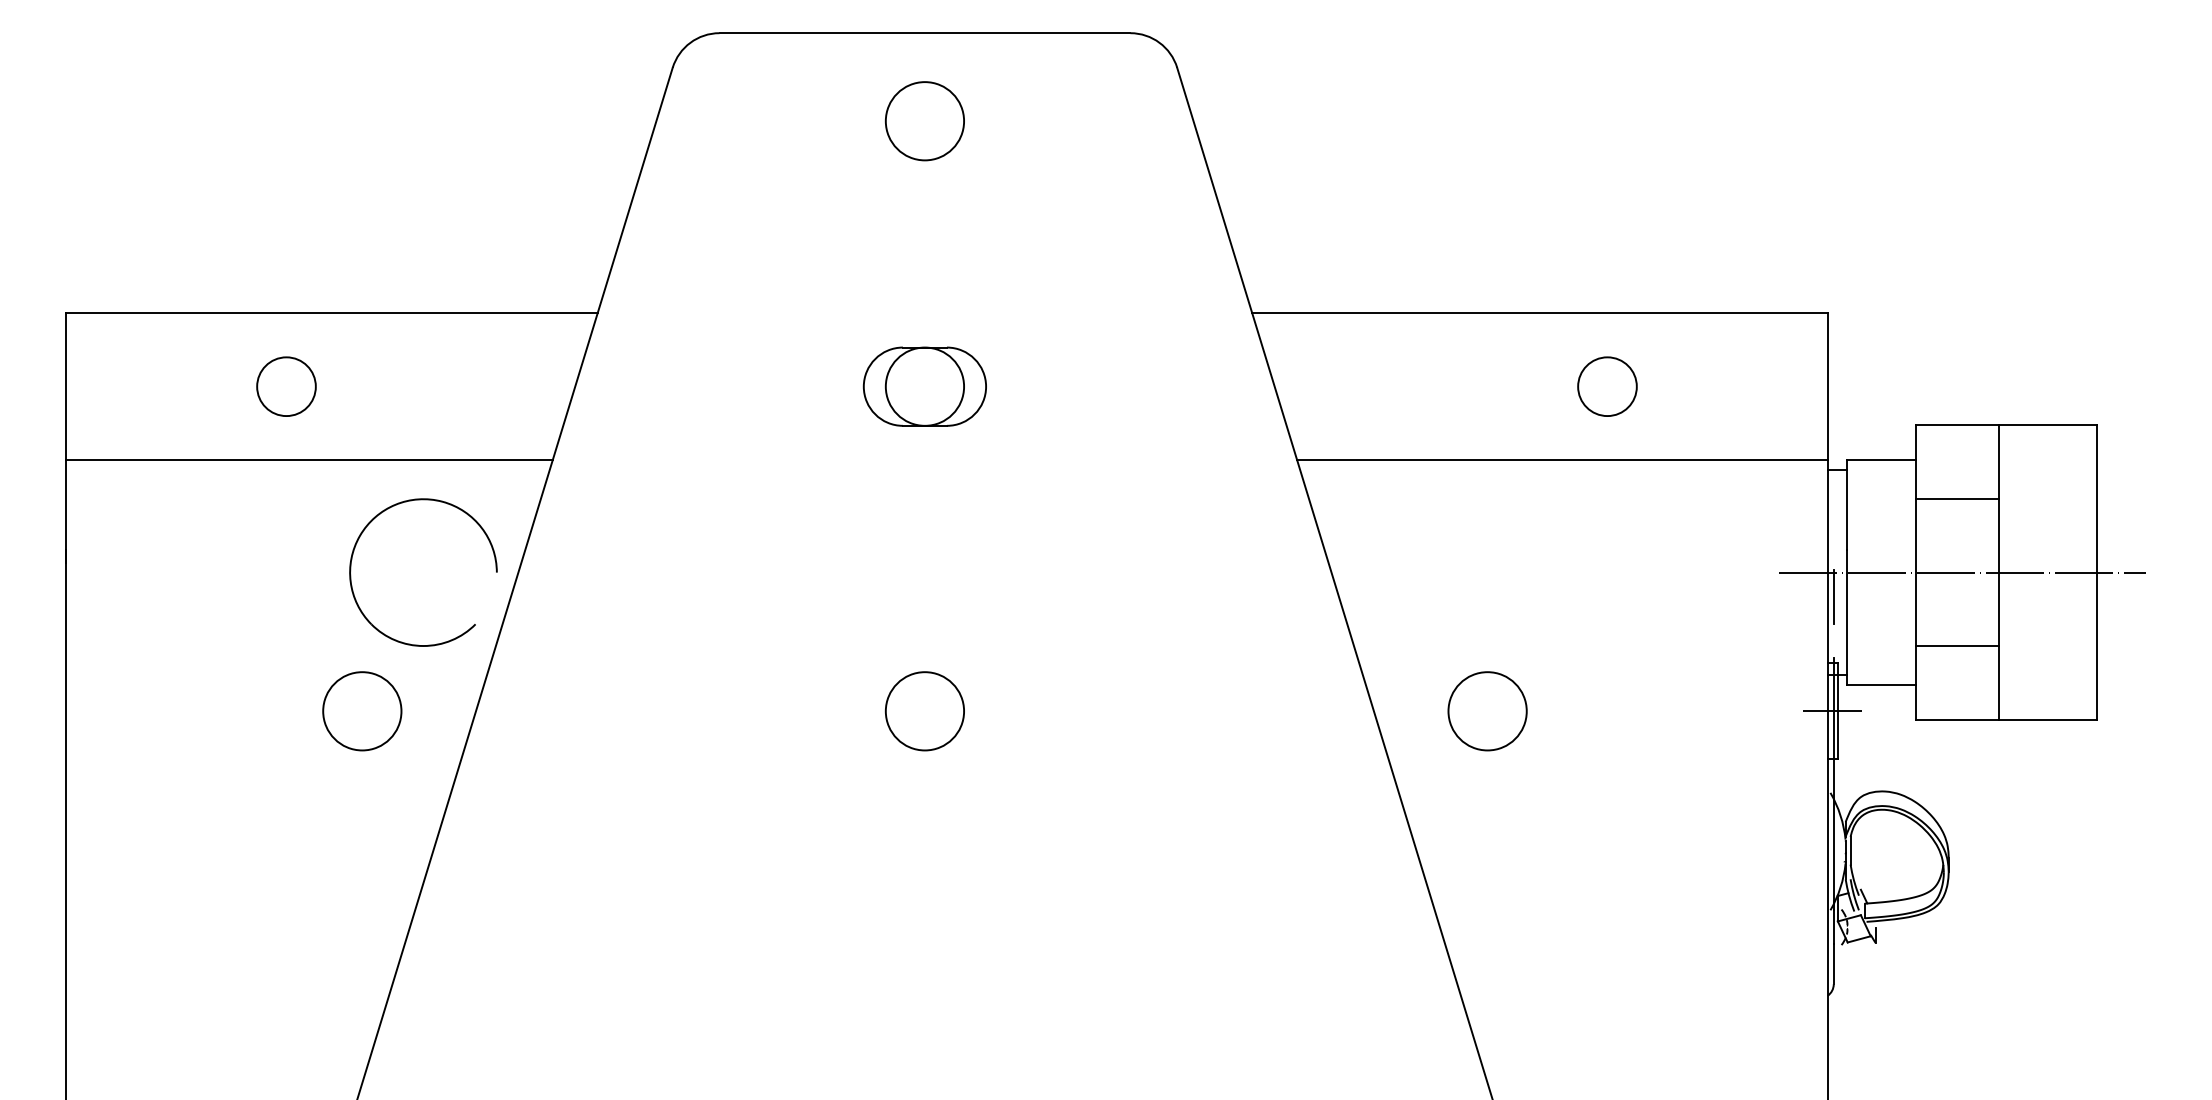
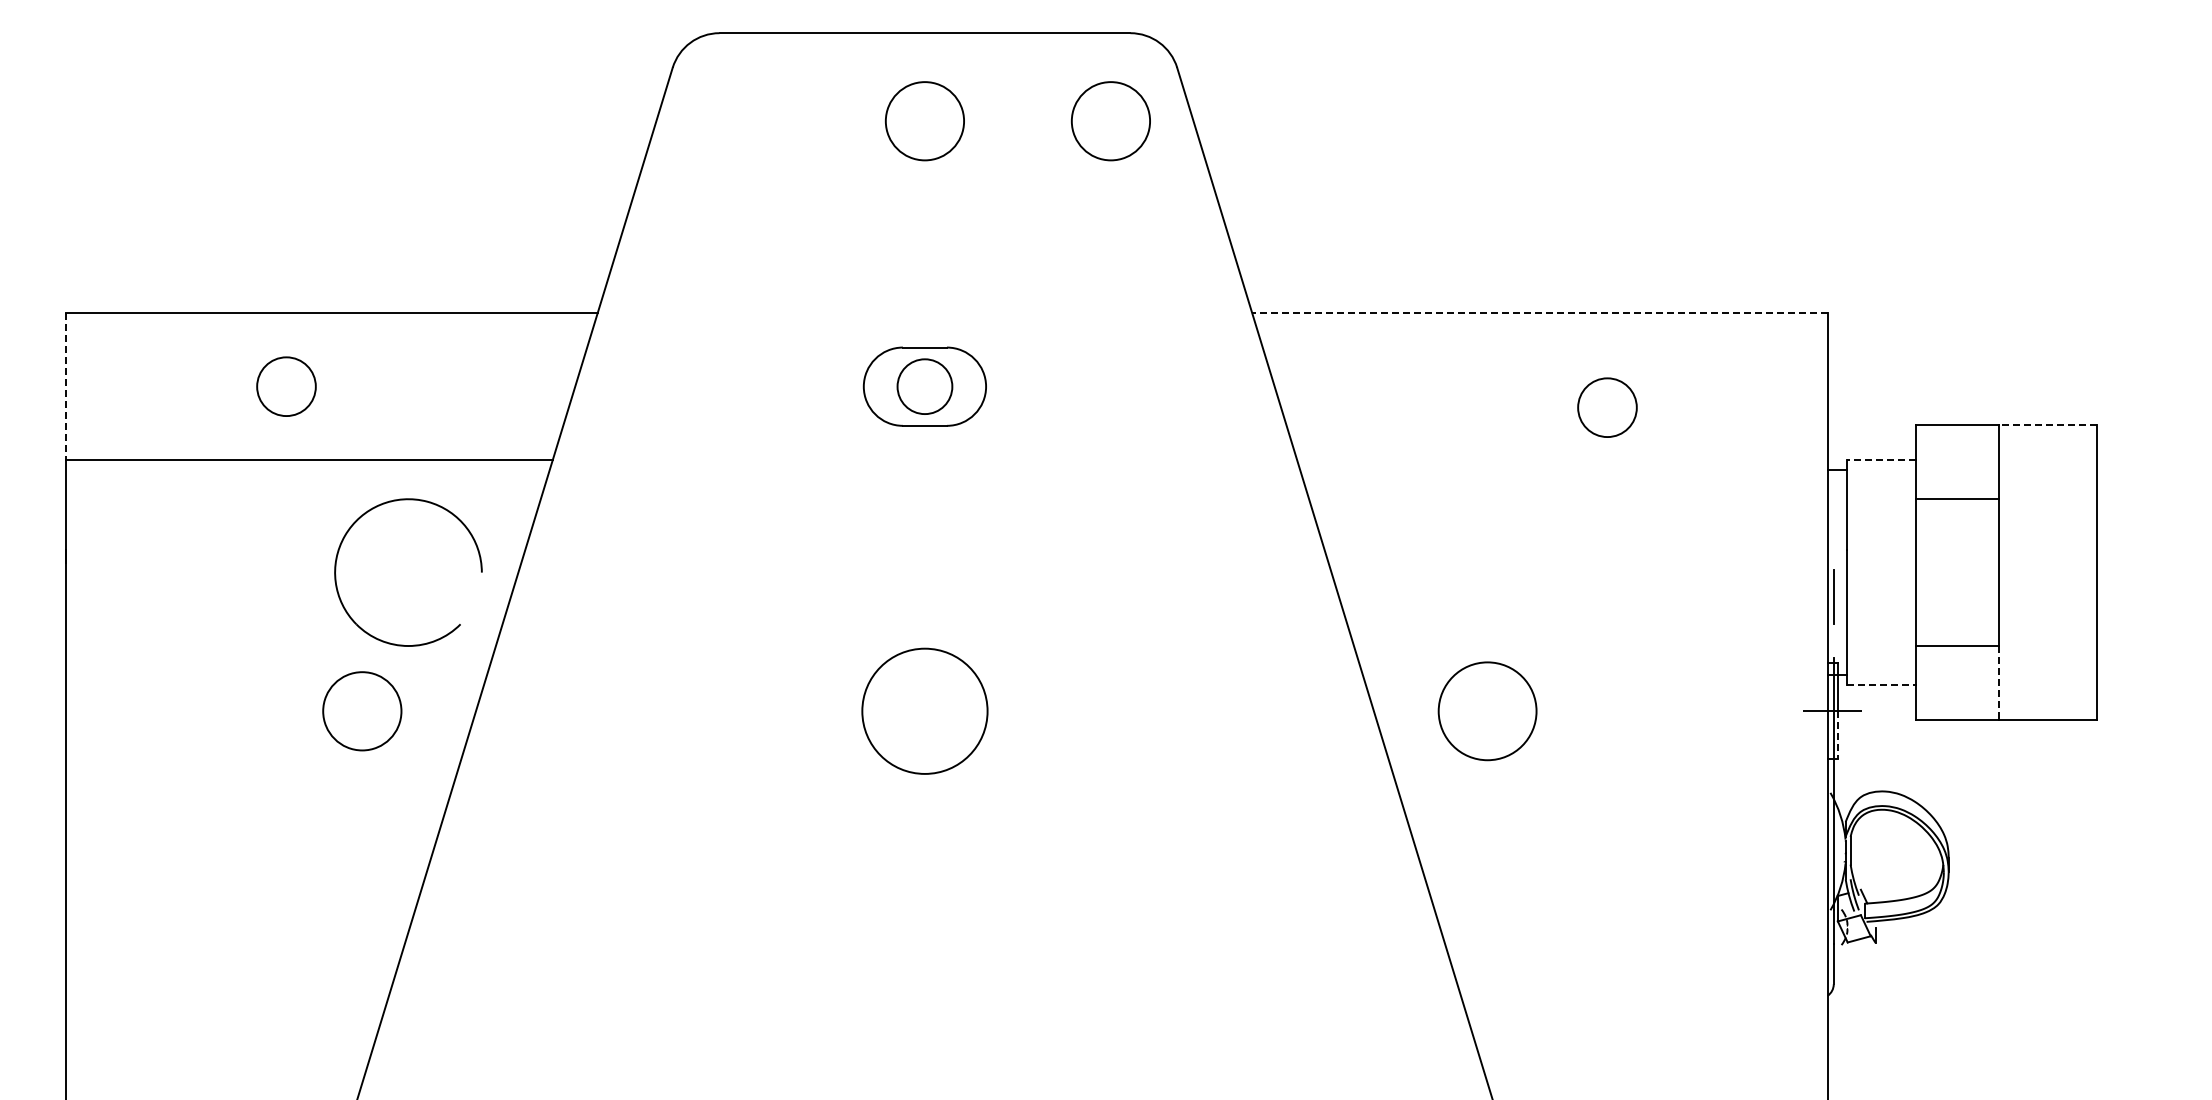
circle: none -> present (1110, 121)
line: solid -> dashed (1539, 313)
circle diameter: 78 px -> 55 px (924, 386)
circle position: (1607, 386) -> (1607, 407) (1607, 407)
line: solid -> dashed (66, 387)
line: solid -> dashed (2047, 425)
line: present -> none (1562, 460)
line: solid -> dashed (1880, 460)
part position: (423, 500) -> (408, 500) (408, 500)
line: present -> none (1961, 572)
line: solid -> dashed (1998, 683)
line: solid -> dashed (1881, 685)
circle diameter: 78 px -> 125 px (924, 710)
circle diameter: 78 px -> 98 px (1487, 711)
line: solid -> dashed (1838, 735)
